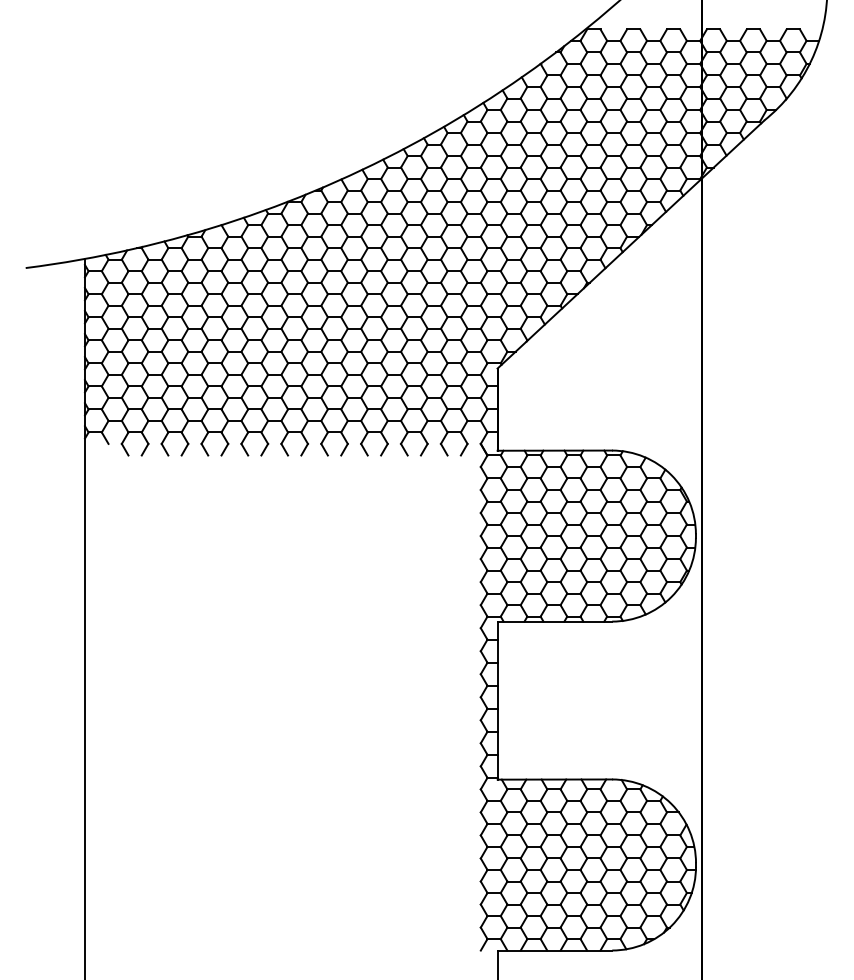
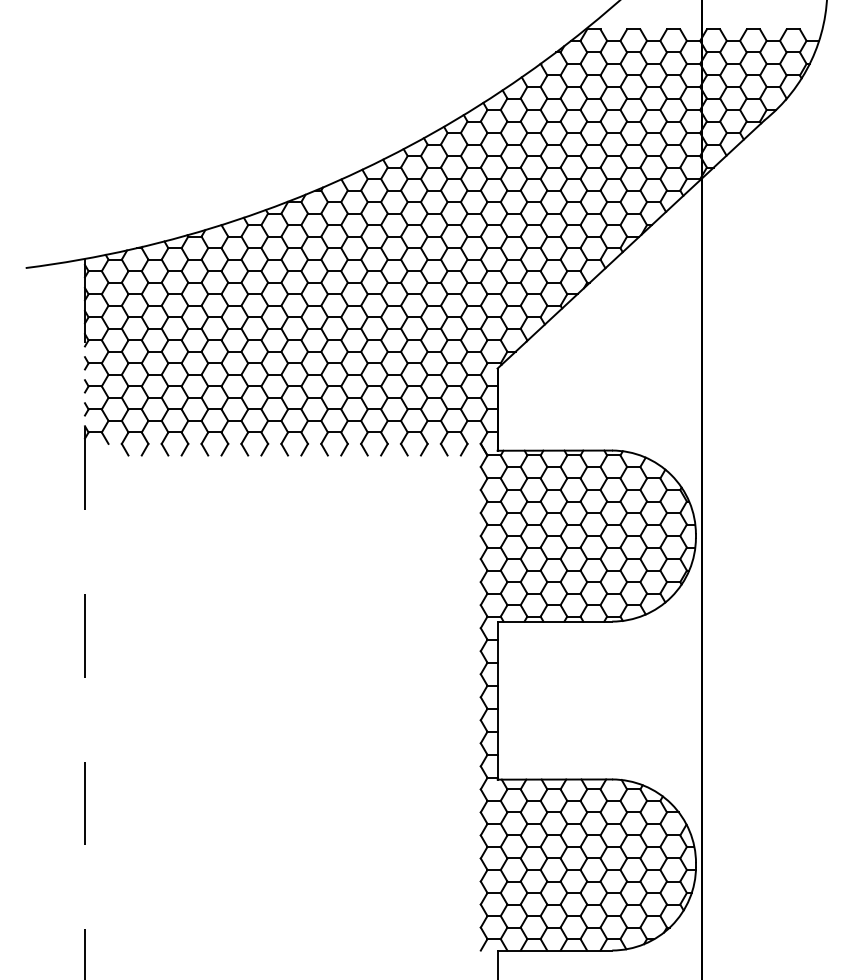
line: solid -> dashed (85, 619)
